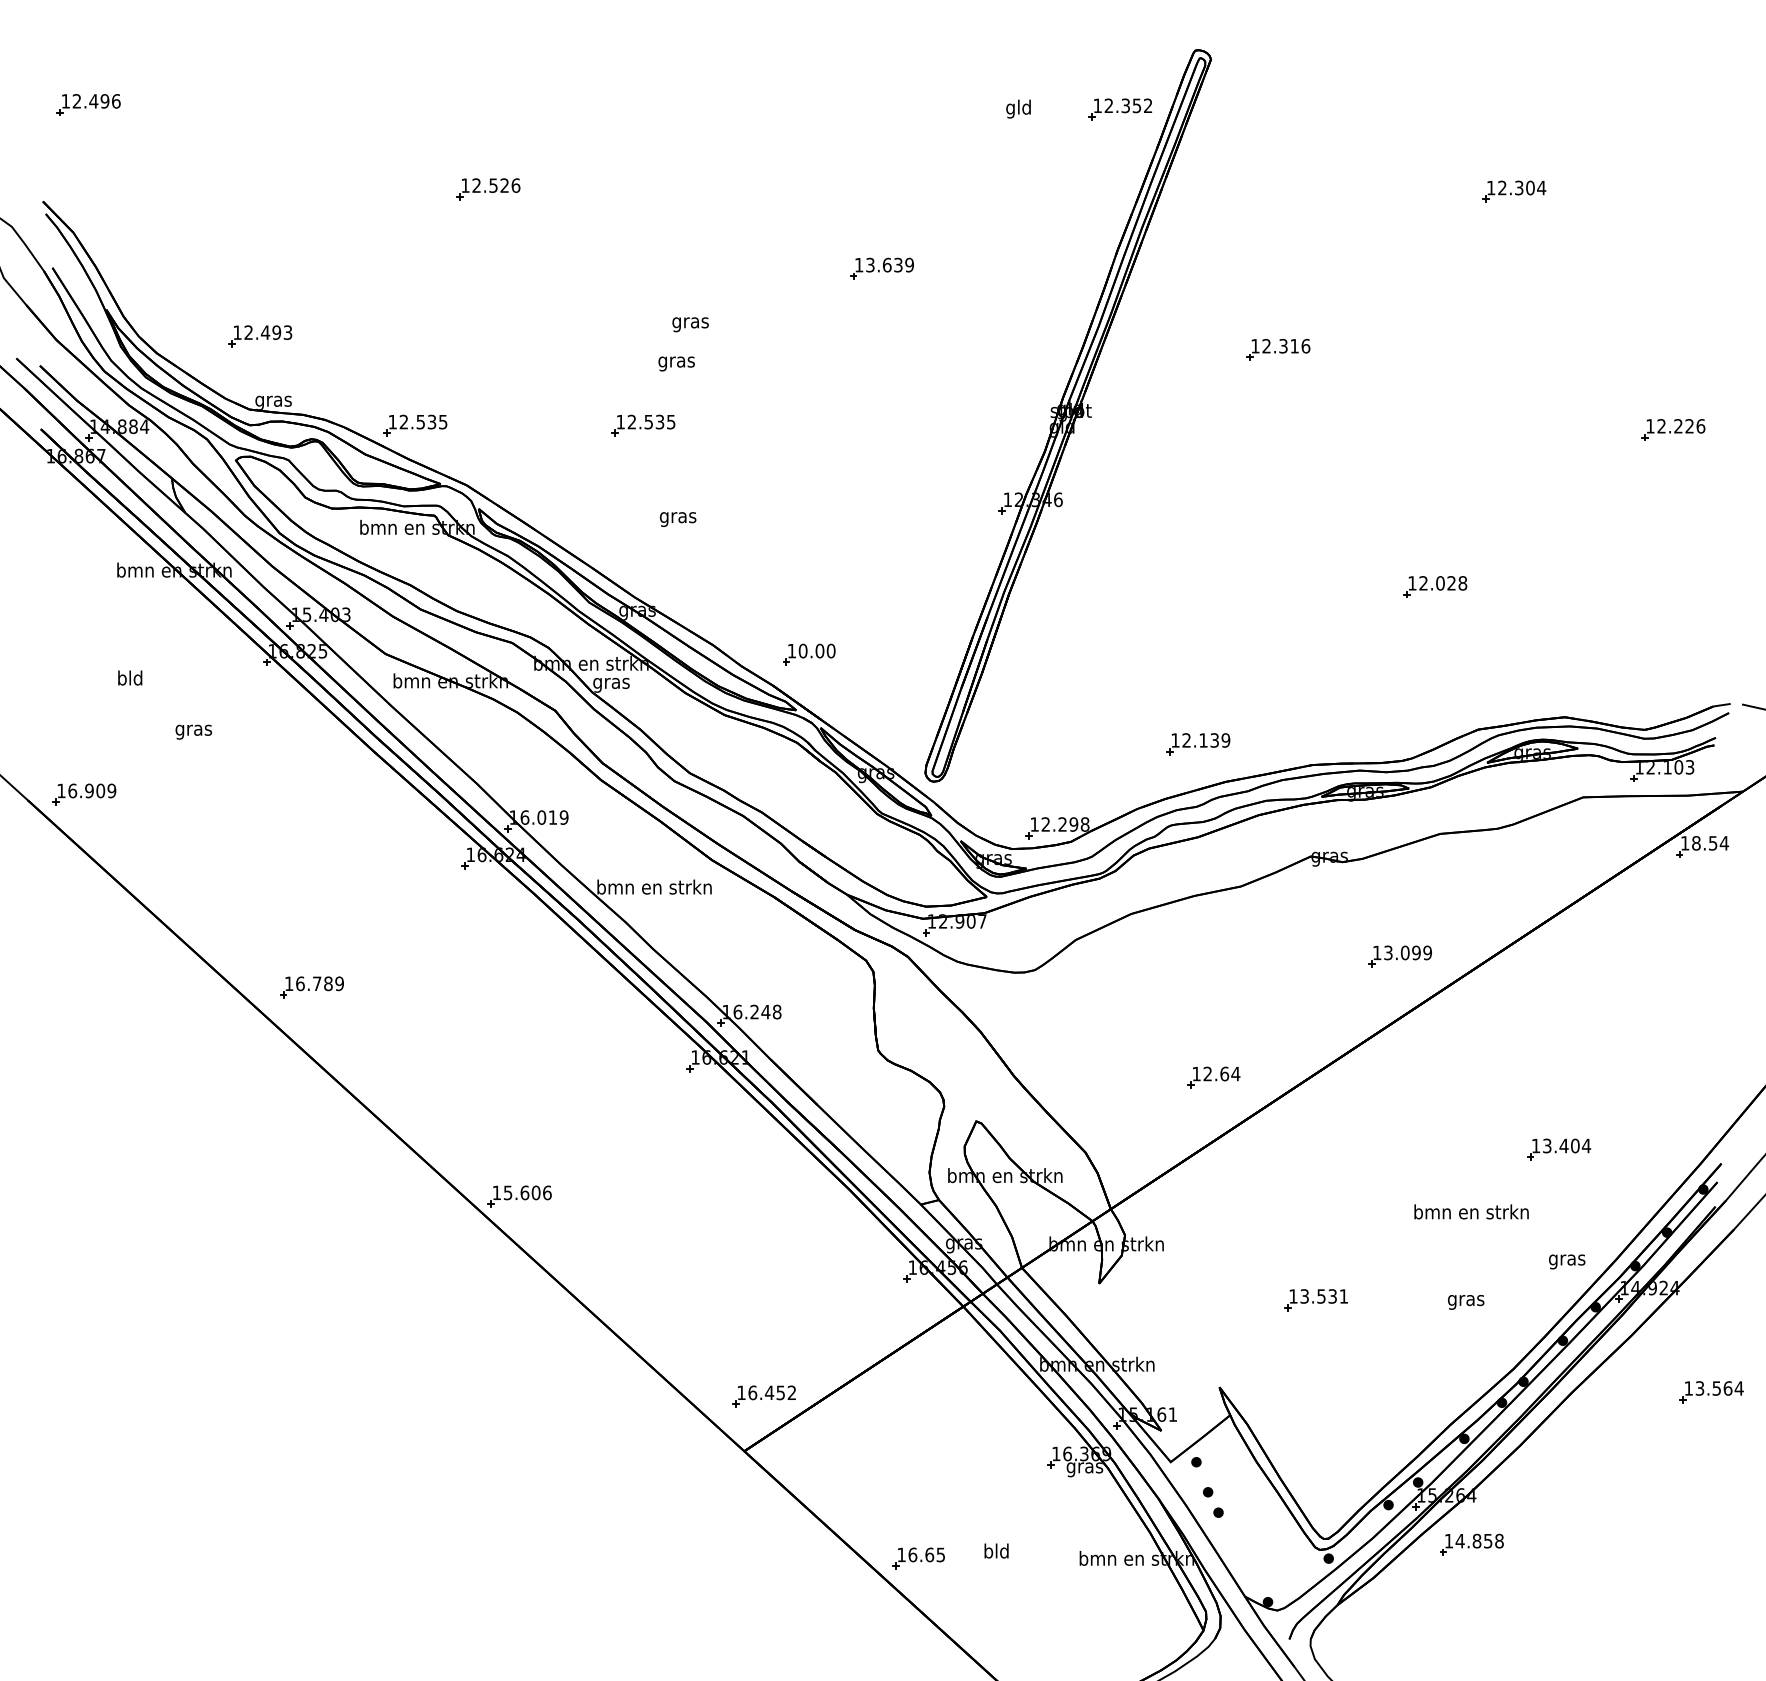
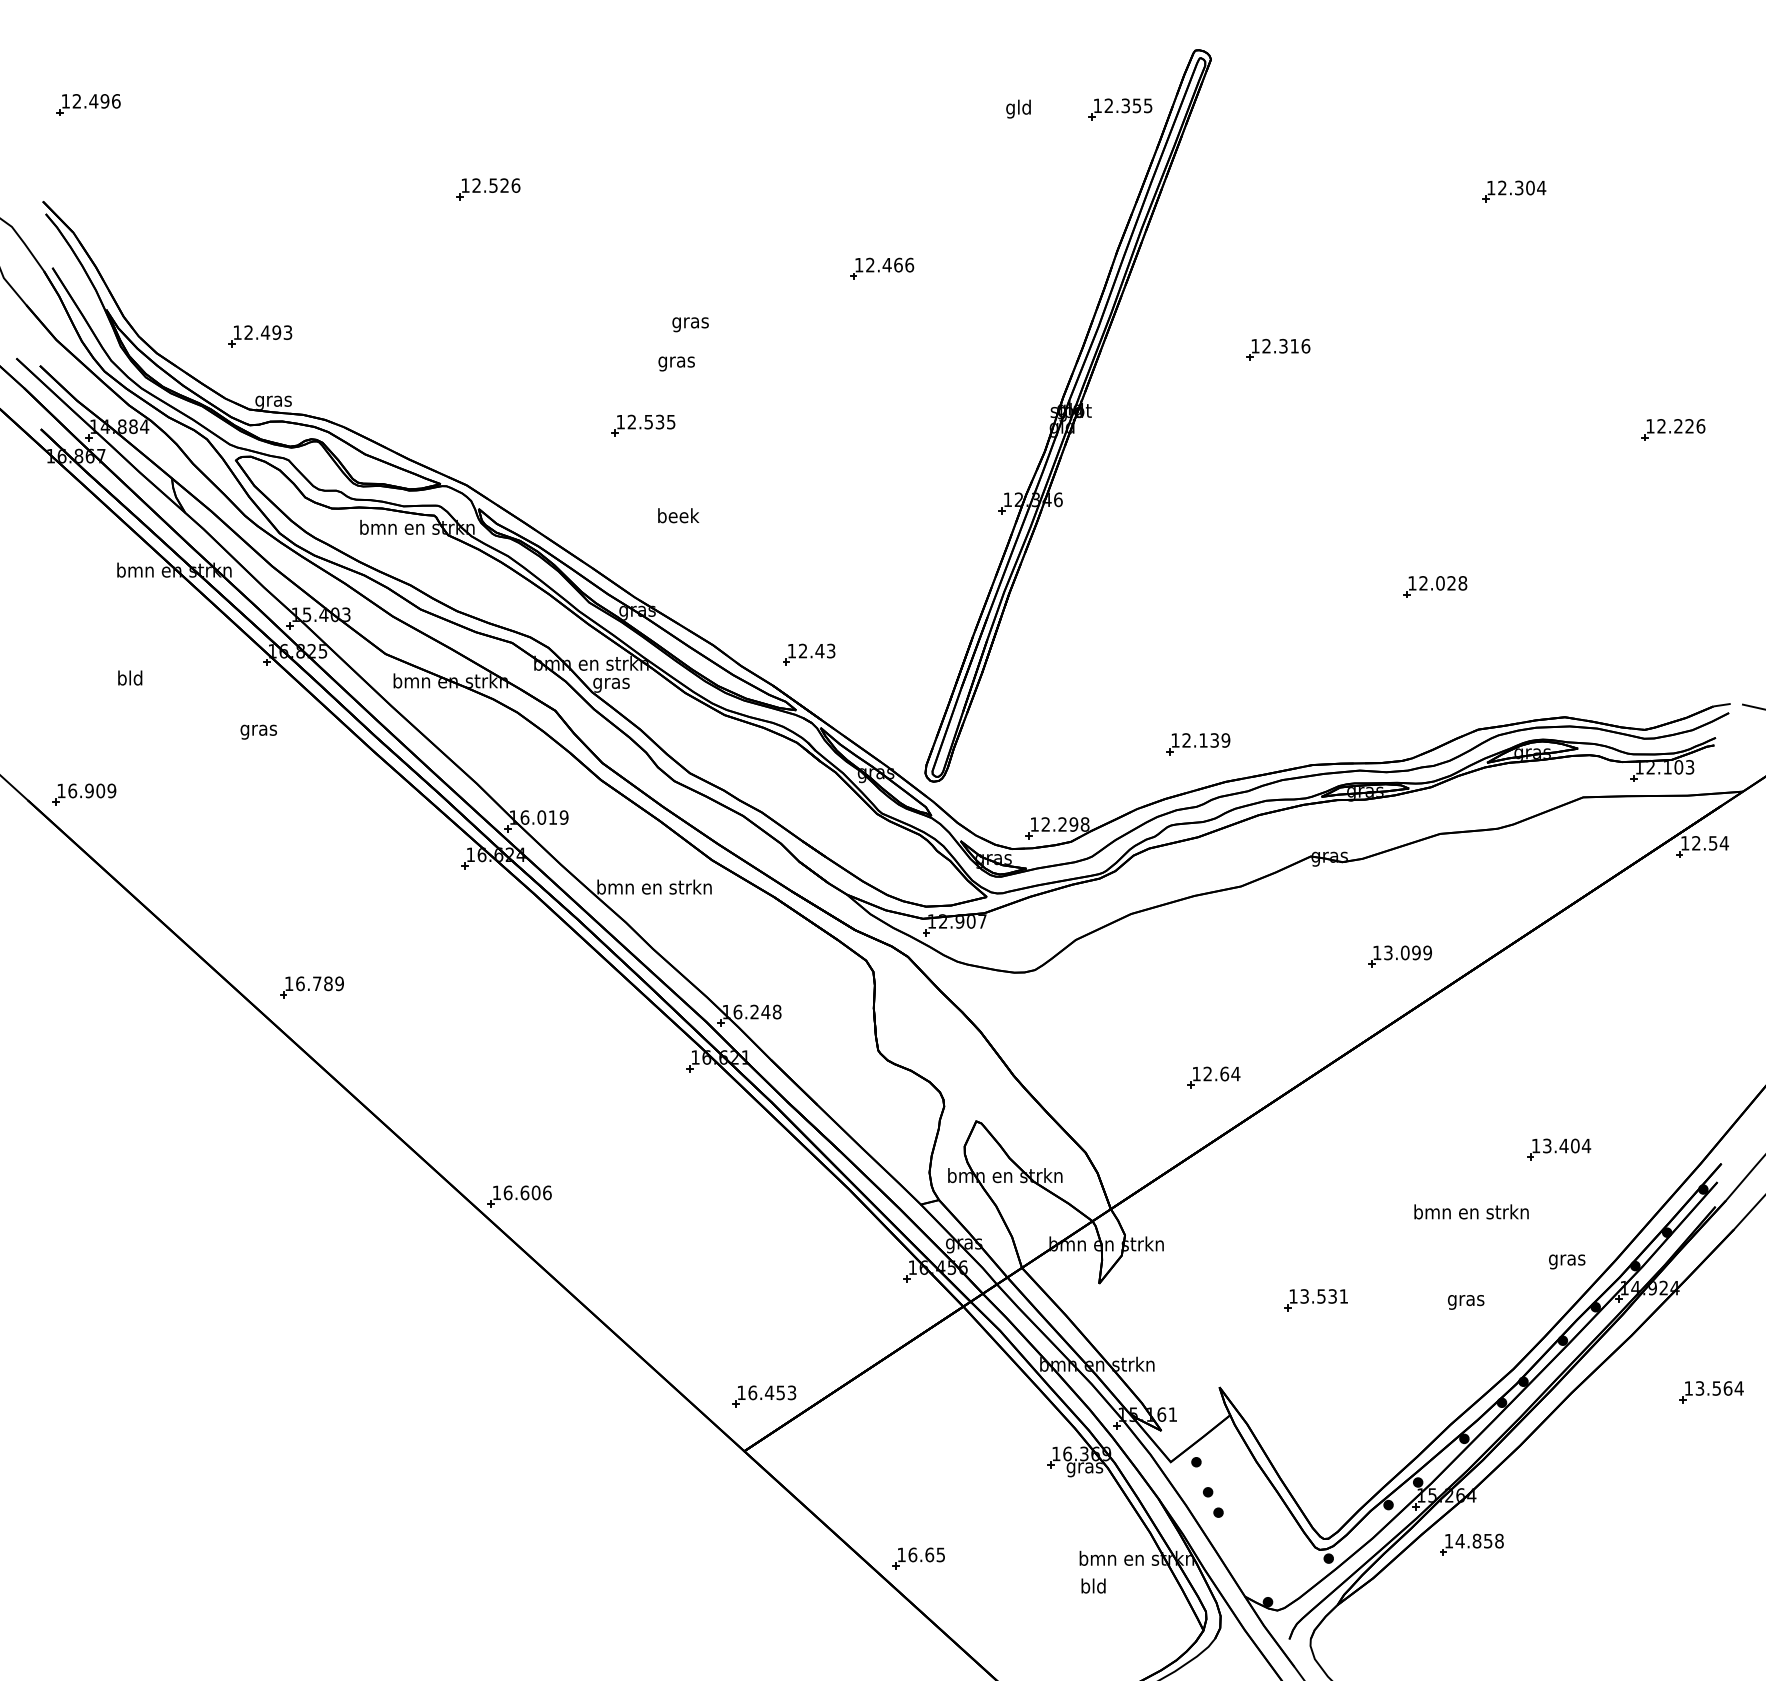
text: 12.352 -> 12.355 (1148, 105)
text: 13.639 -> 12.466 (890, 264)
part: present -> none (415, 425)
text: gras -> beek (678, 517)
text: 10.00 -> 12.43 (816, 650)
text position: (193, 731) -> (258, 731) (258, 731)
text: 18.54 -> 12.54 (1696, 843)
text: 15.606 -> 16.606 (507, 1192)
text: 16.452 -> 16.453 (791, 1393)
text position: (996, 1550) -> (1093, 1585) (1093, 1585)
